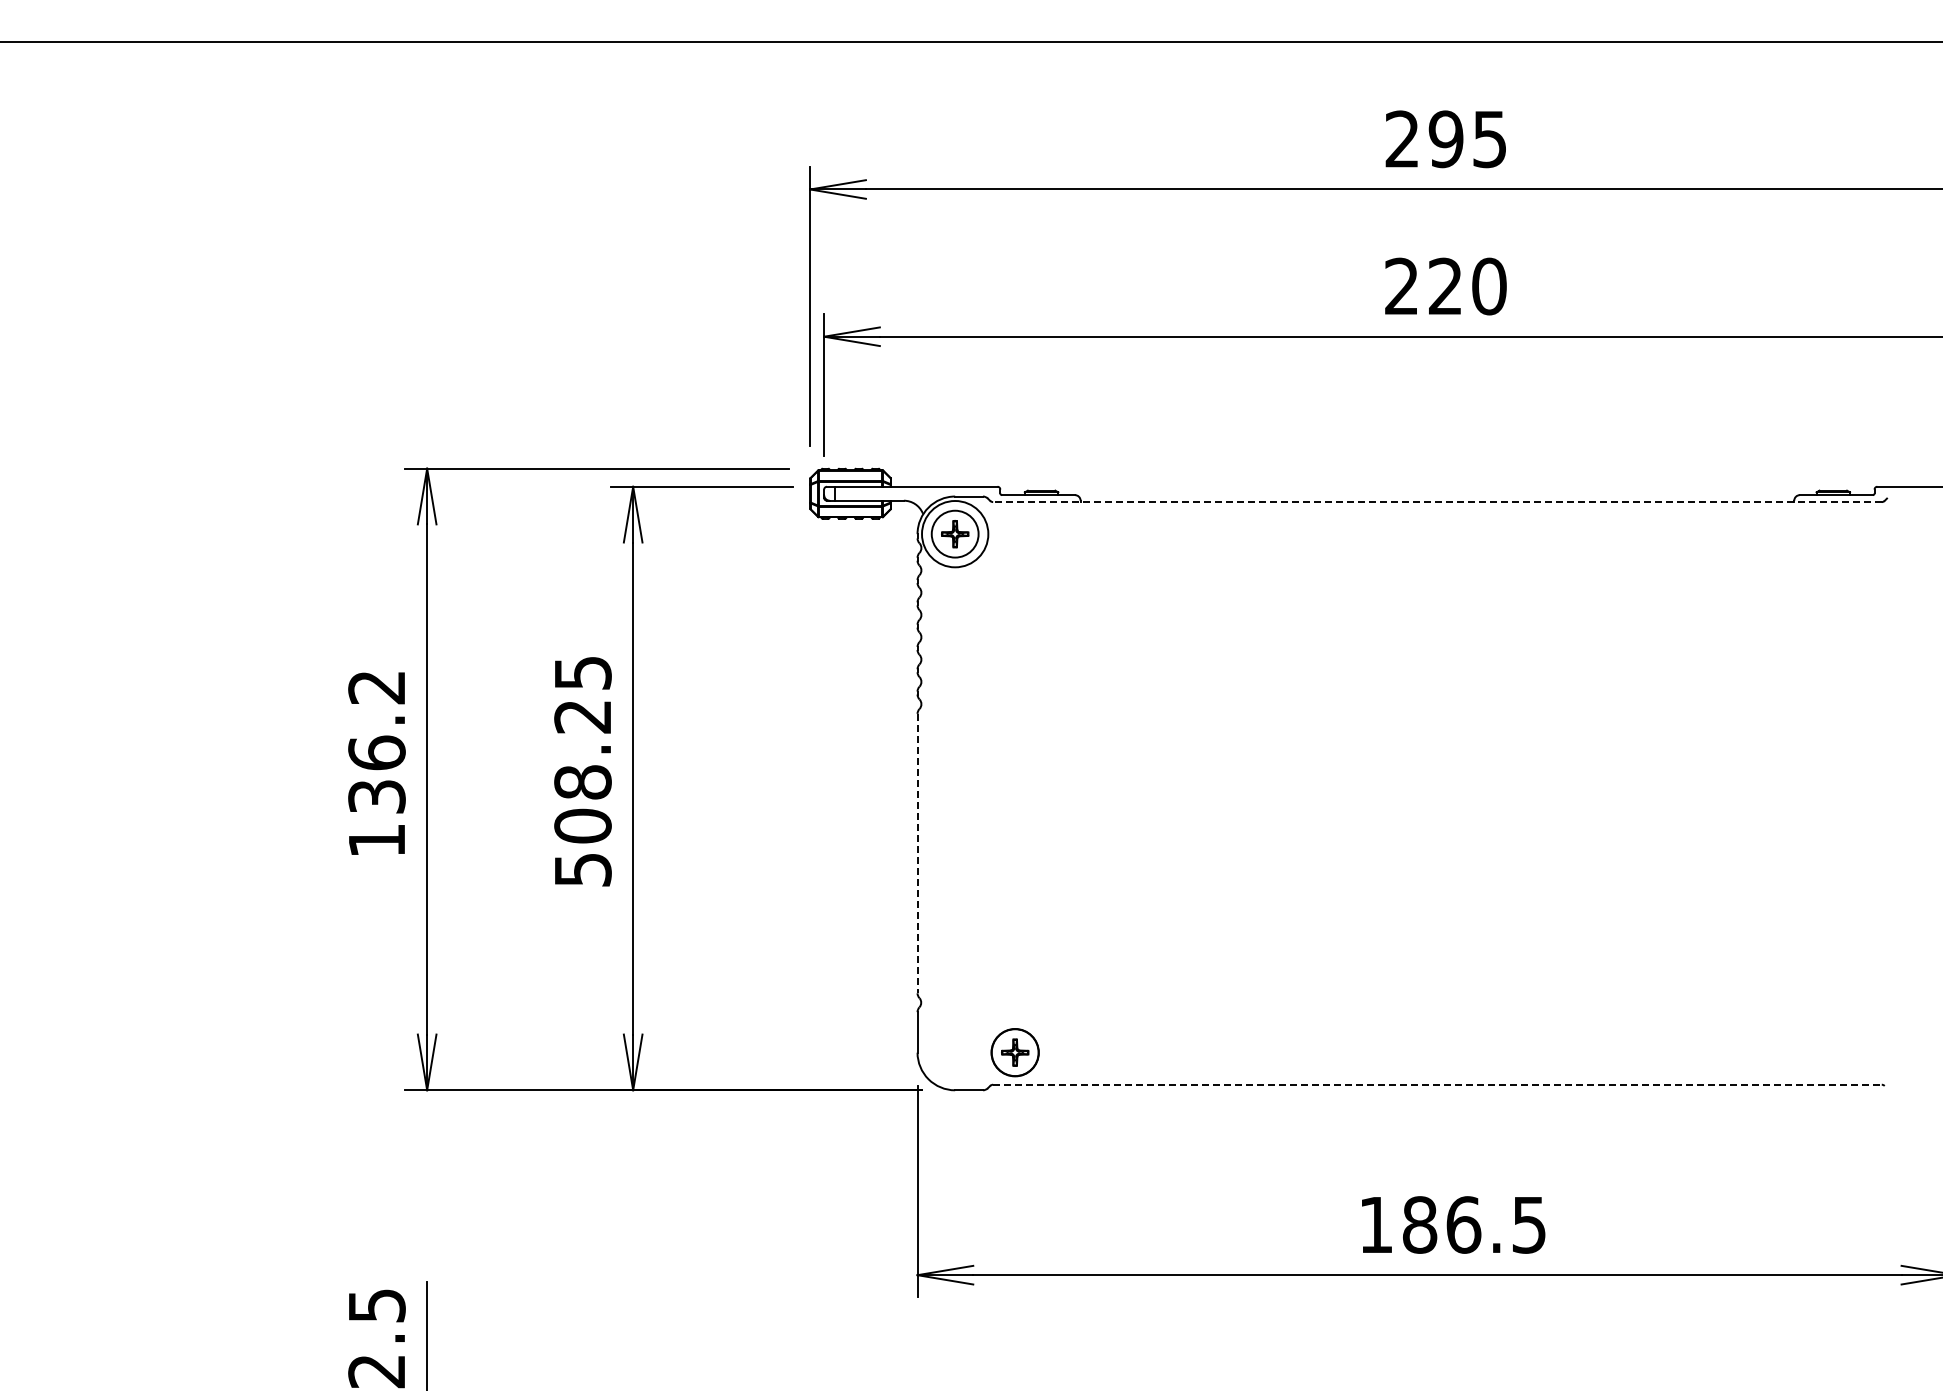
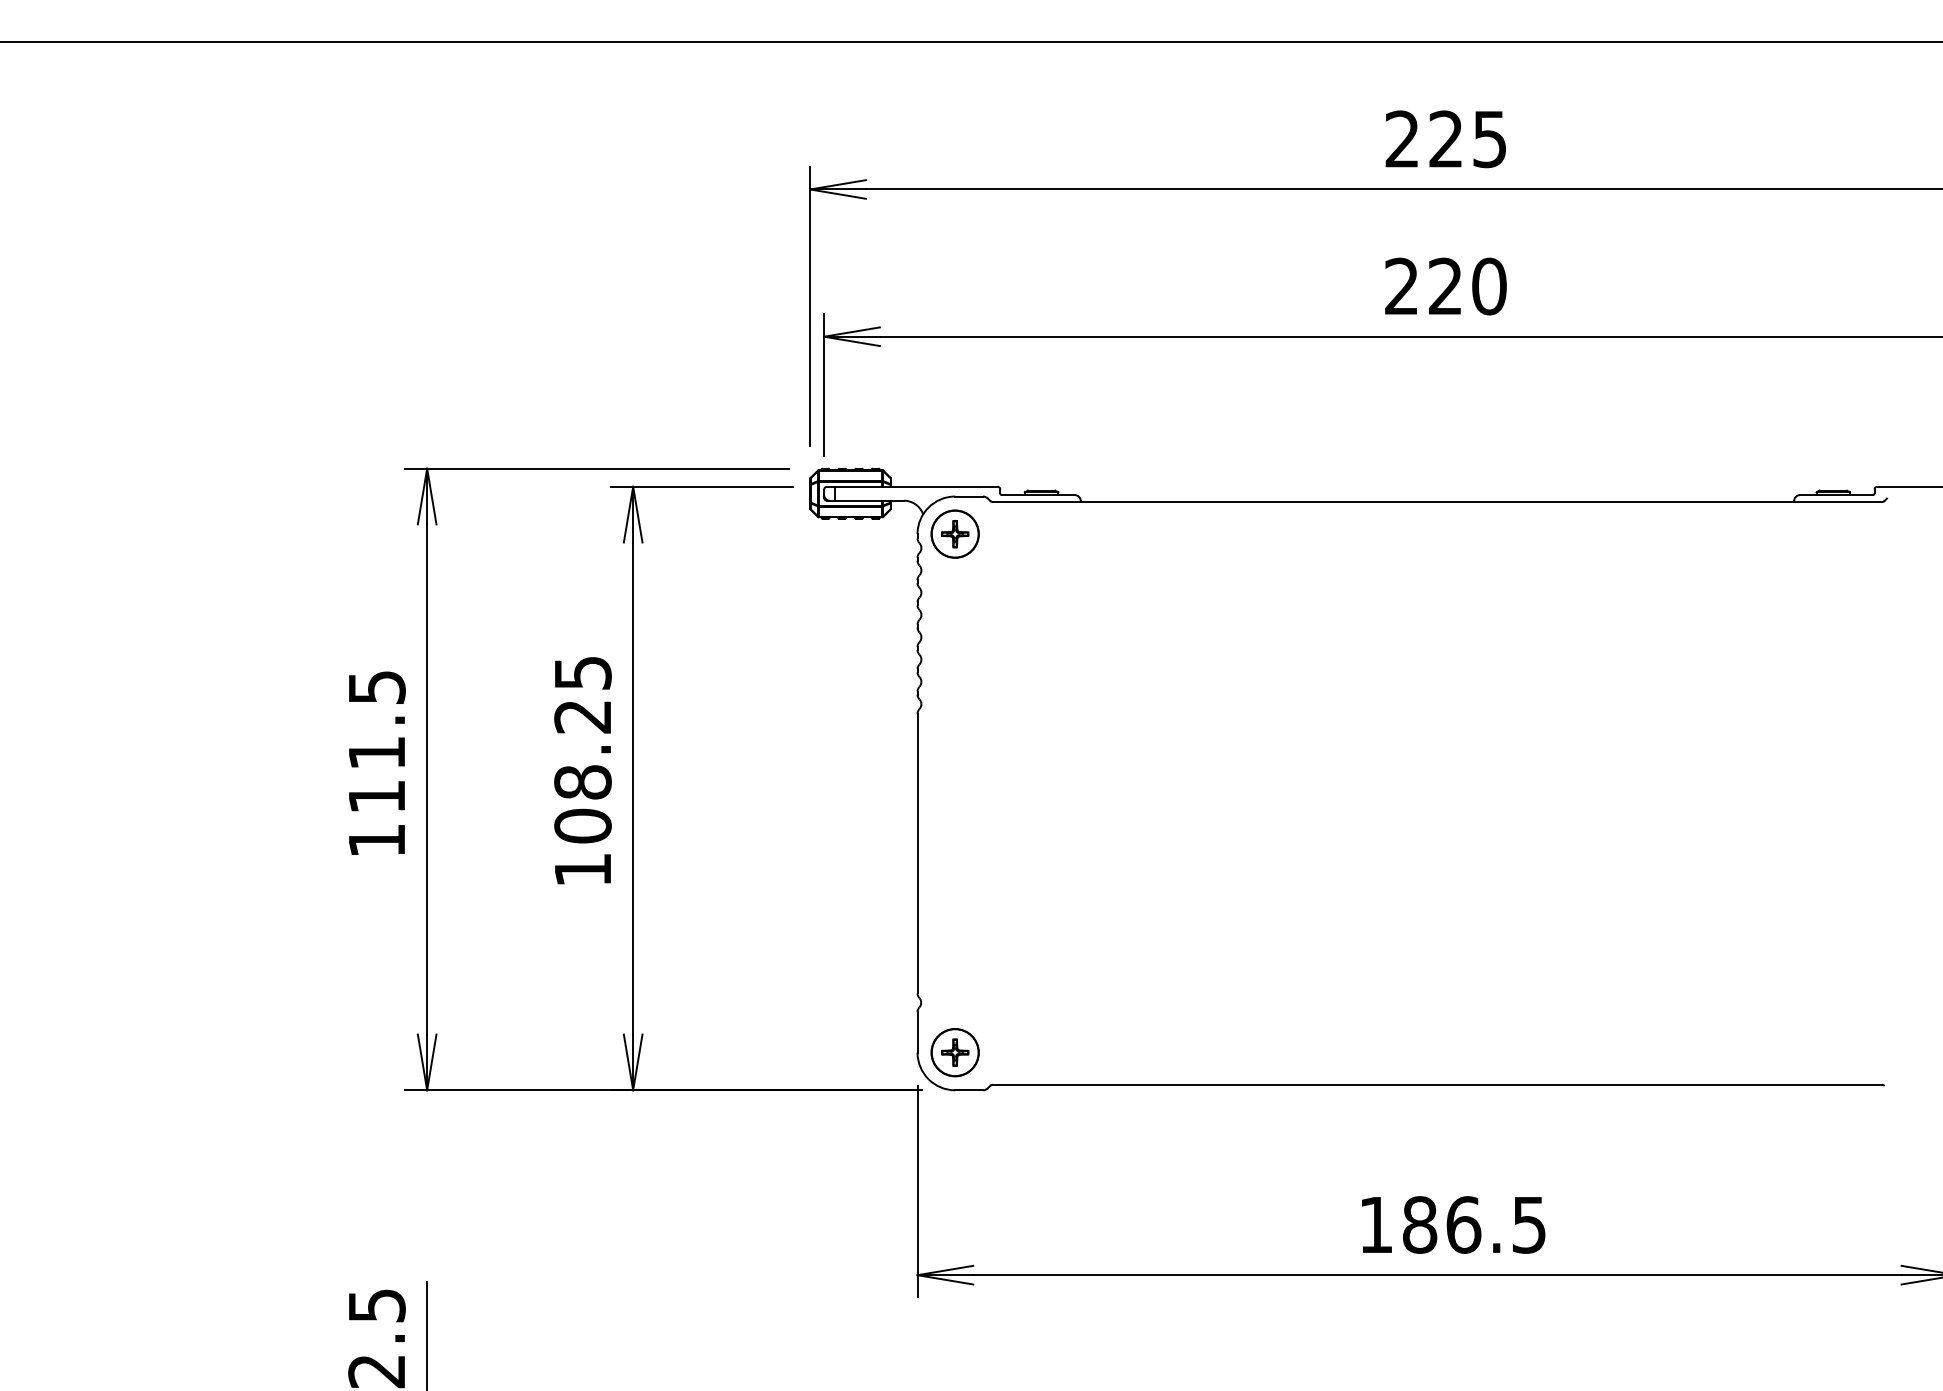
text: 295 -> 225 (1445, 139)
line: dashed -> solid (1436, 502)
circle diameter: 66 px -> 47 px (954, 533)
text: 136.2 -> 111.5 (376, 742)
line: dashed -> solid (917, 853)
text: 508.25 -> 108.25 (583, 870)
part position: (1014, 1052) -> (954, 1052) (954, 1052)
line: dashed -> solid (1437, 1084)
